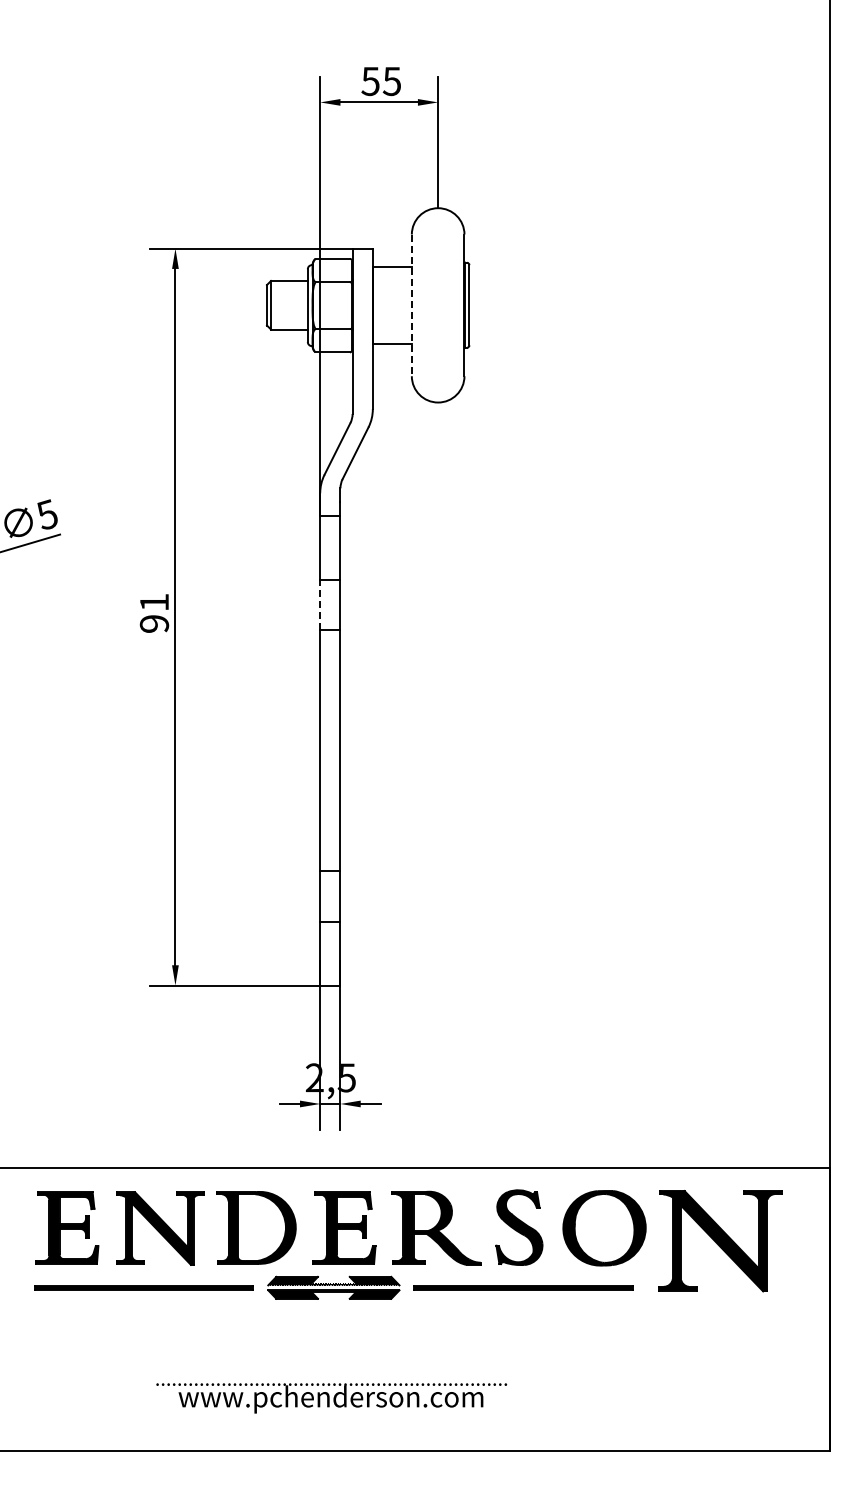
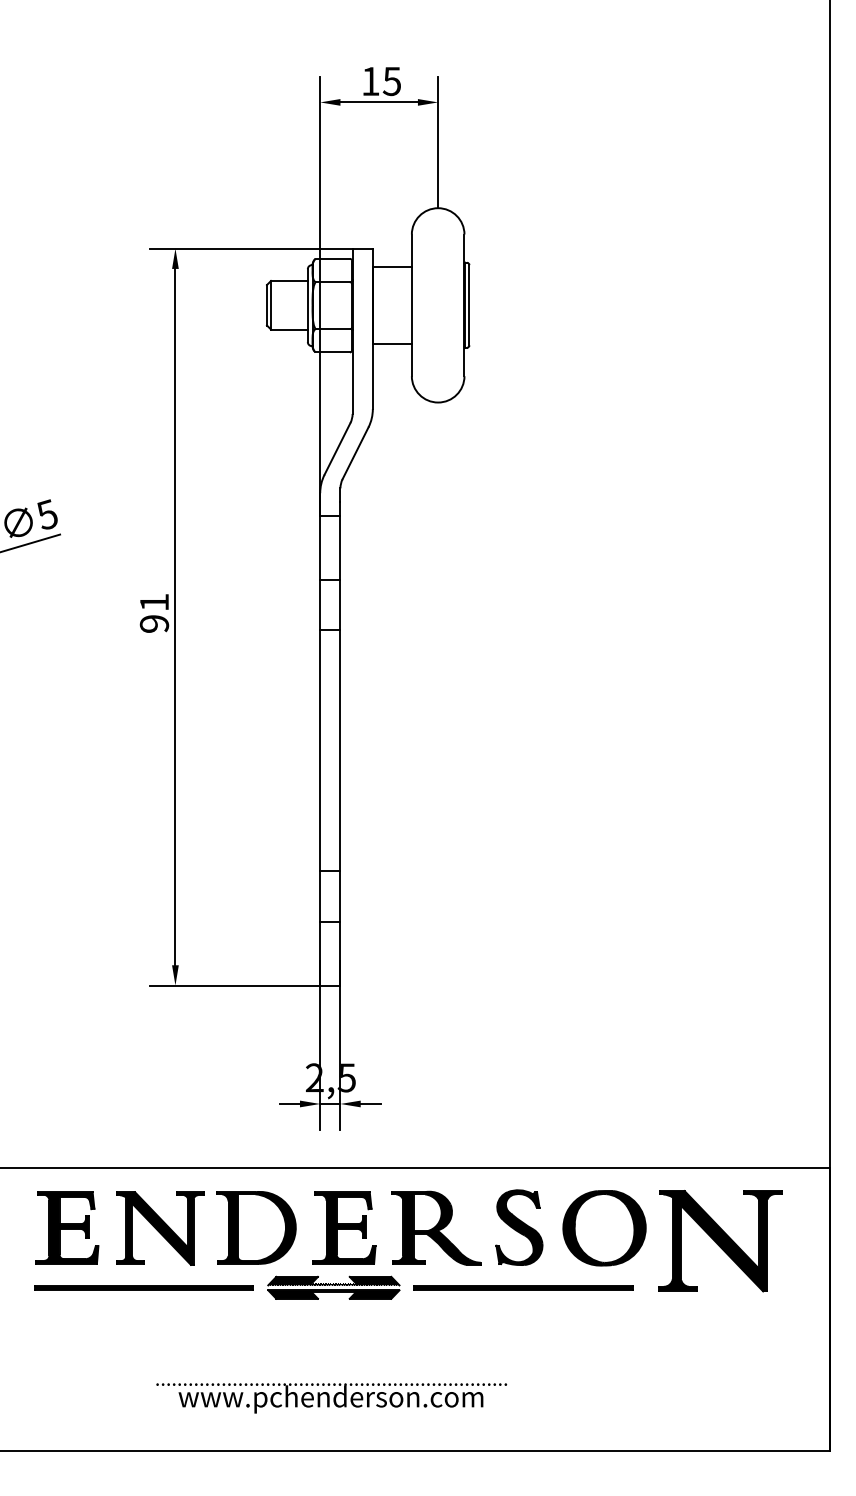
text: 55 -> 15 (370, 81)
line: dashed -> solid (411, 305)
line: dashed -> solid (320, 604)
